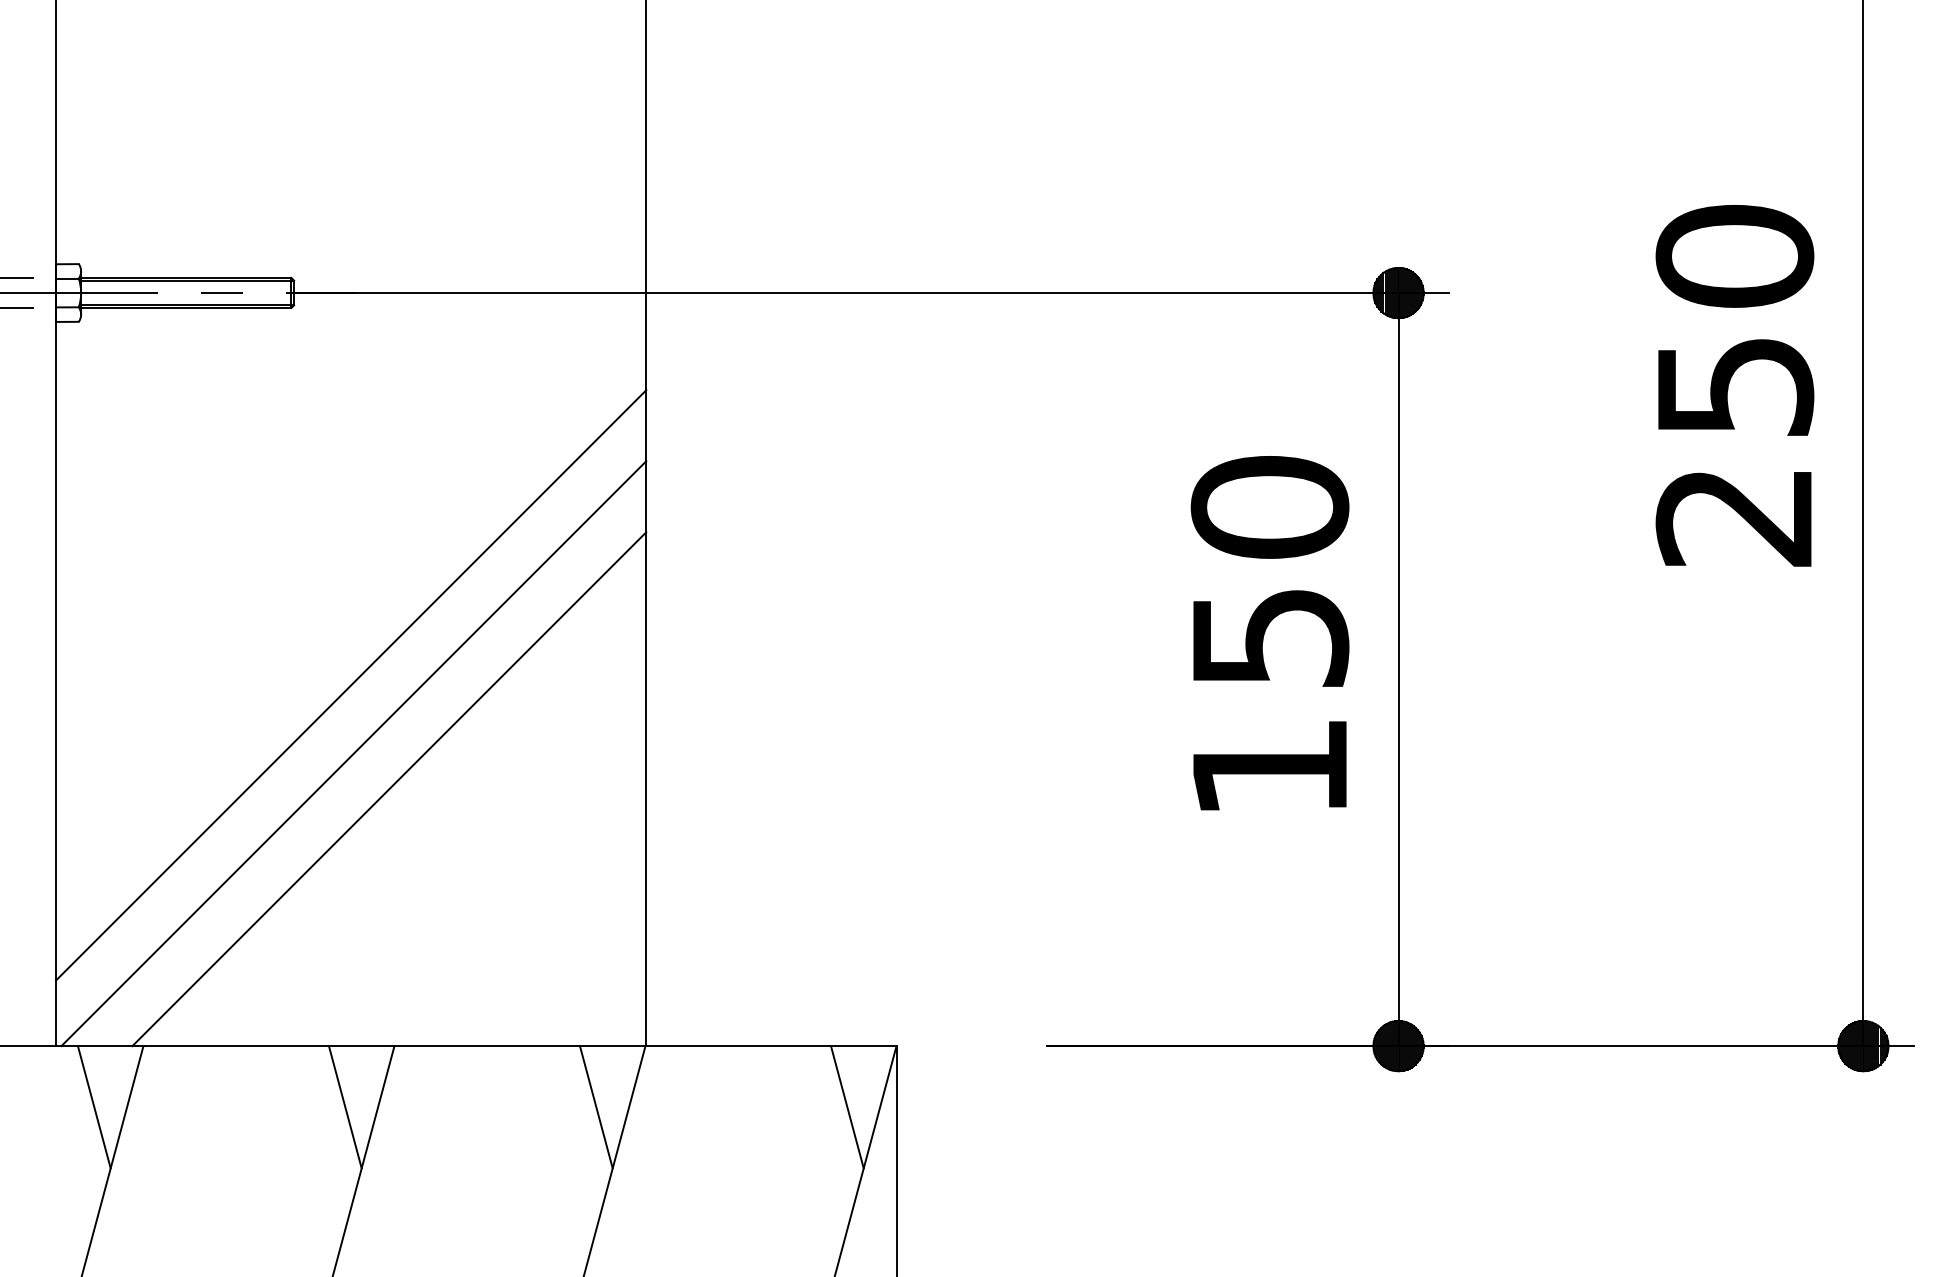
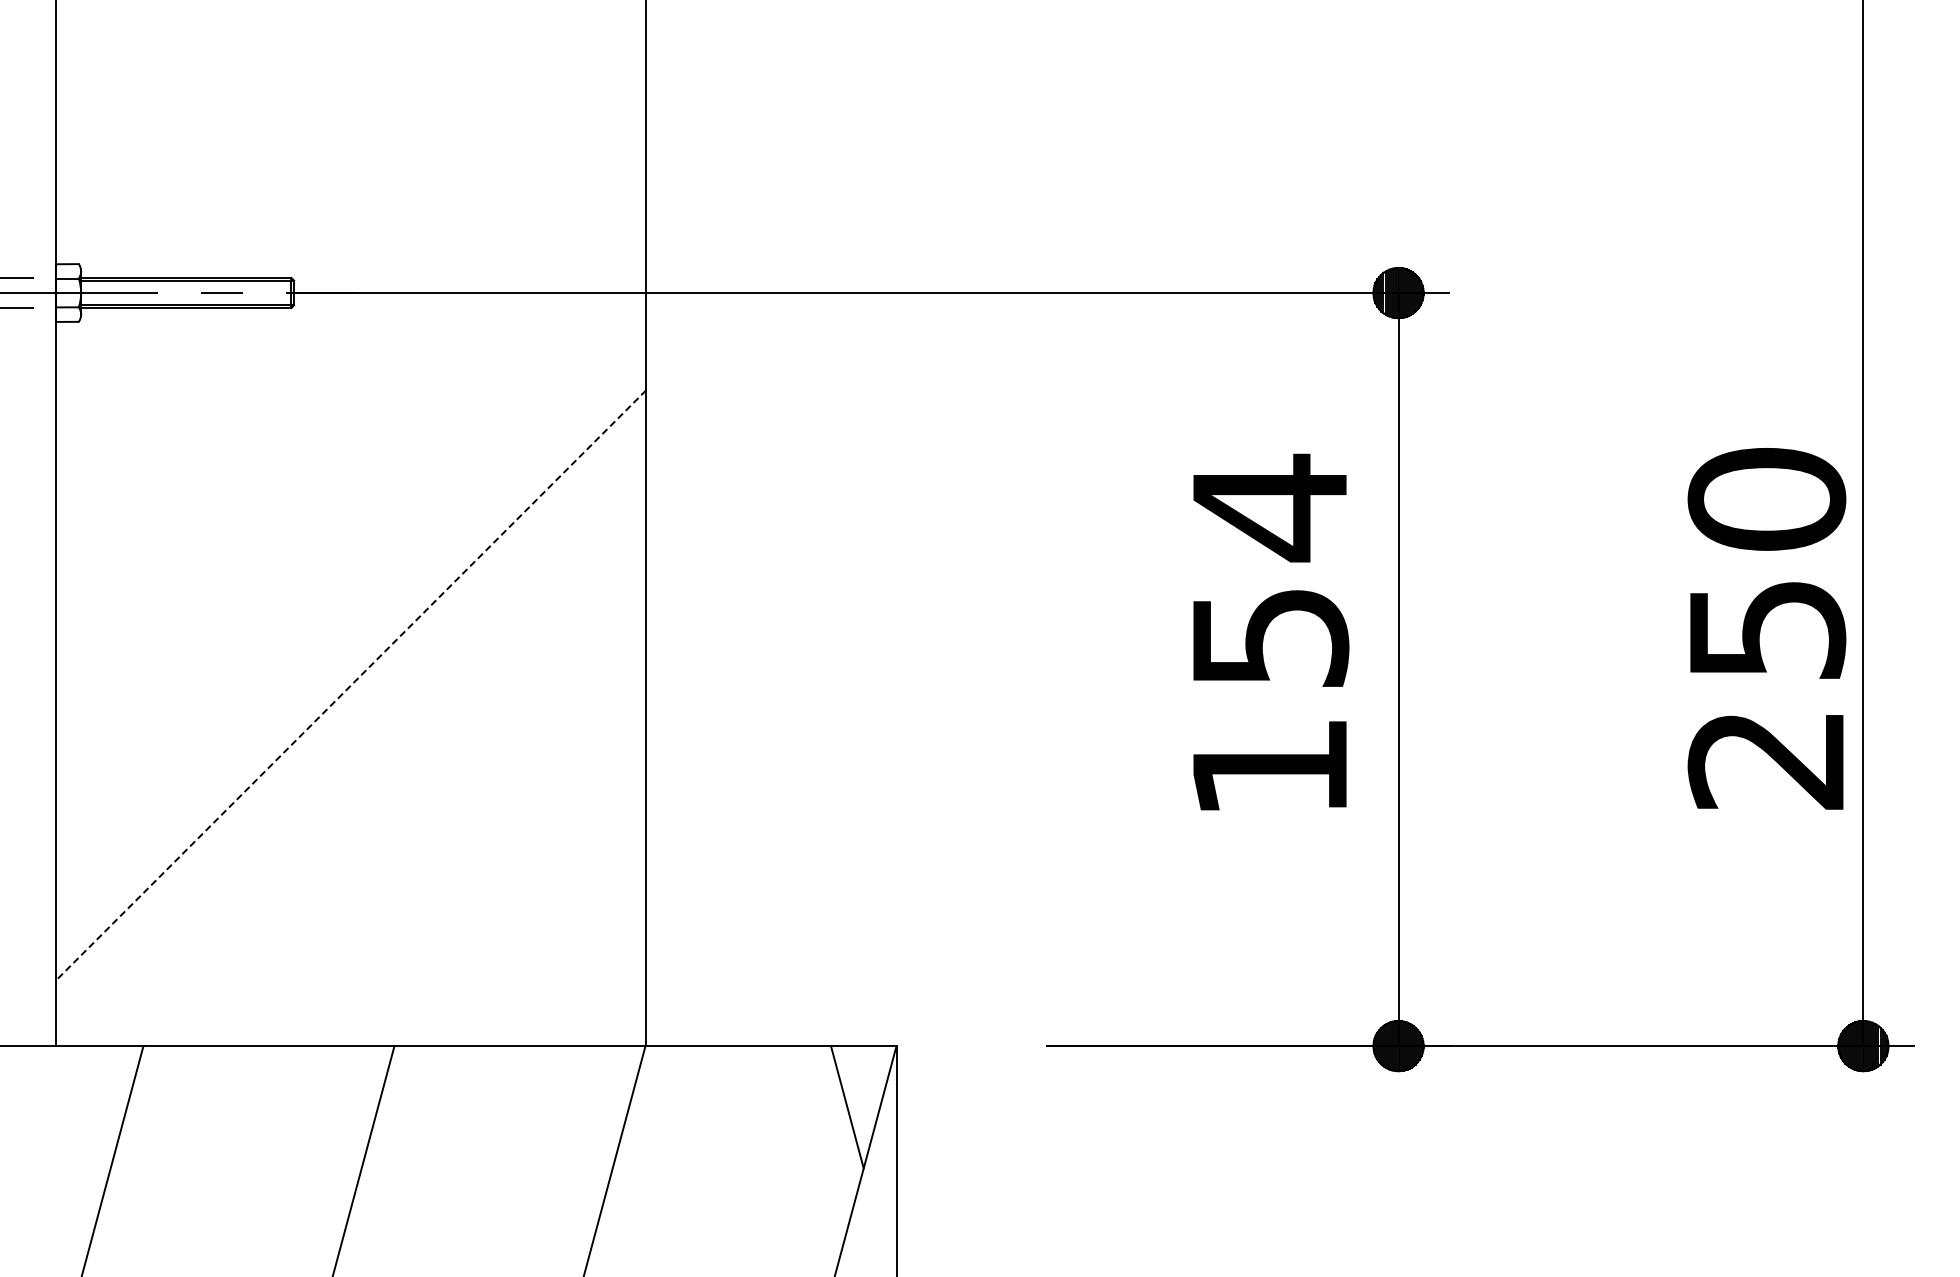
text position: (1734, 385) -> (1766, 628) (1766, 628)
text: 150 -> 154 (1269, 507)
line: solid -> dashed (350, 685)
line: present -> none (353, 753)
line: present -> none (389, 789)
line: present -> none (93, 1107)
line: present -> none (344, 1107)
line: present -> none (595, 1107)
